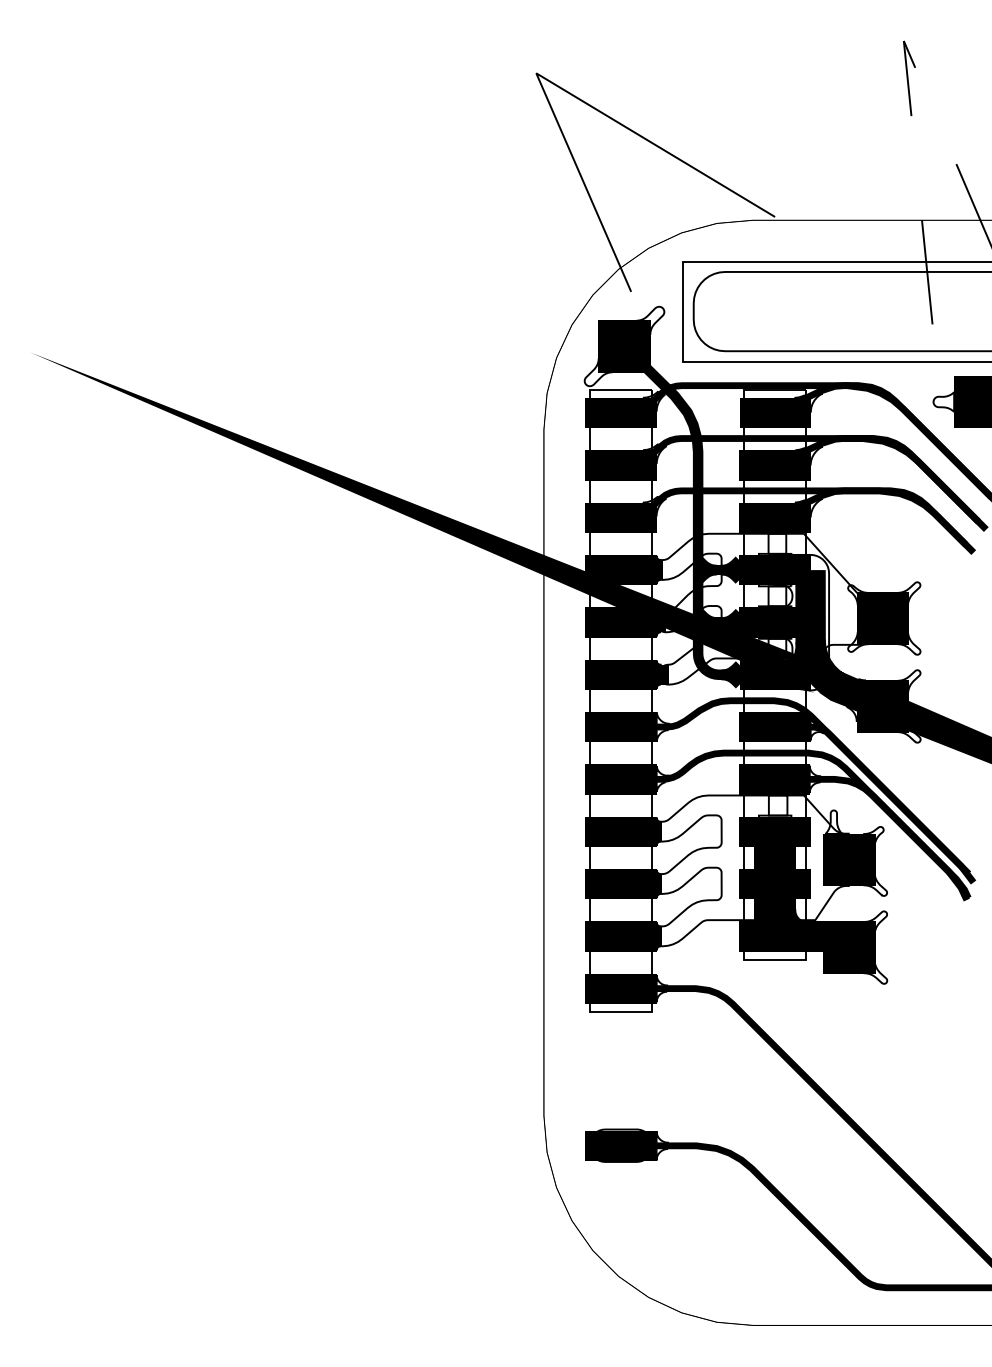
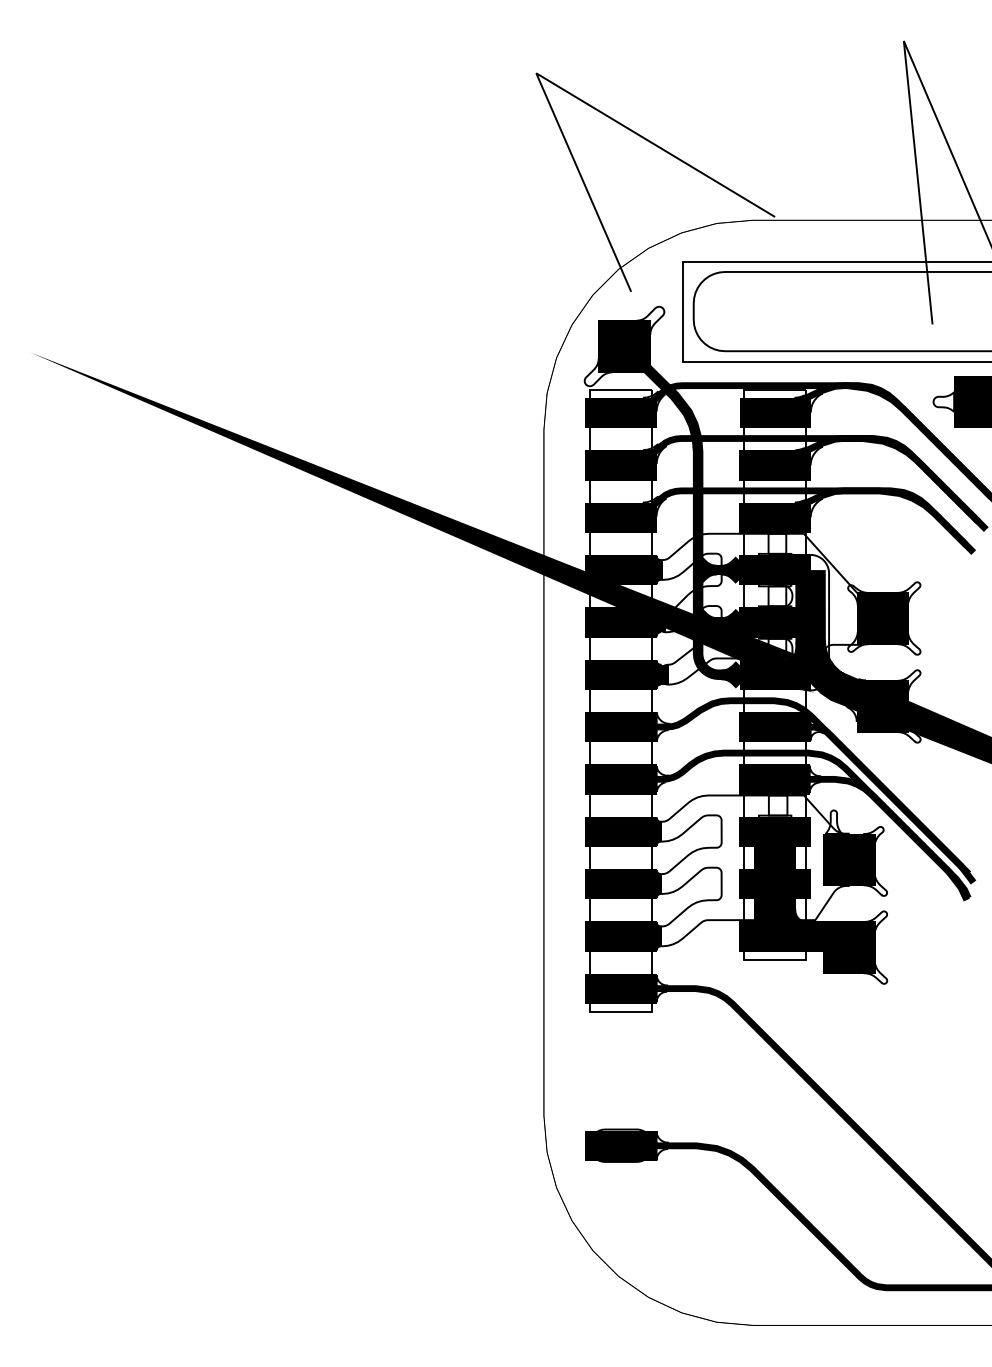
line: dashed -> solid (906, 70)
